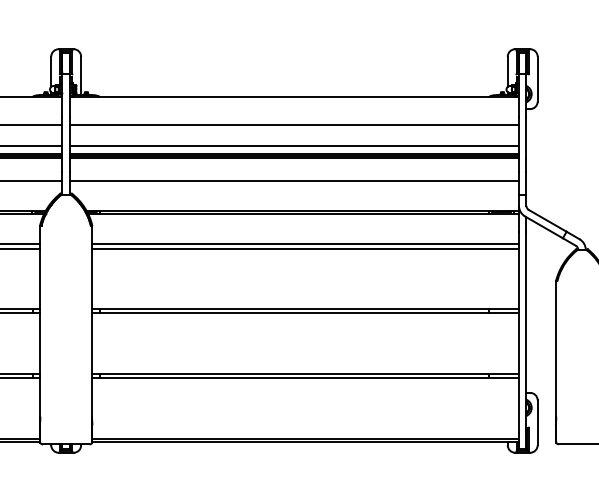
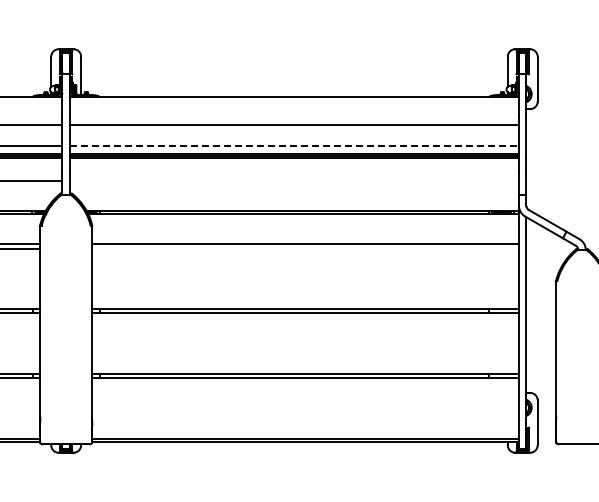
line: solid -> dashed (294, 146)
line: present -> none (293, 180)
line: present -> none (305, 248)
